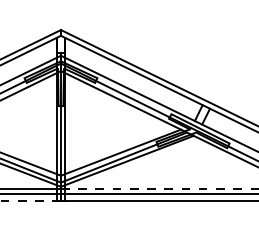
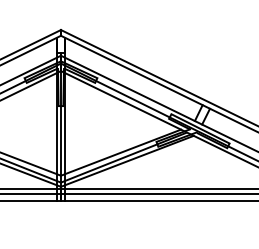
line: dashed -> solid (159, 188)
line: dashed -> solid (31, 200)
